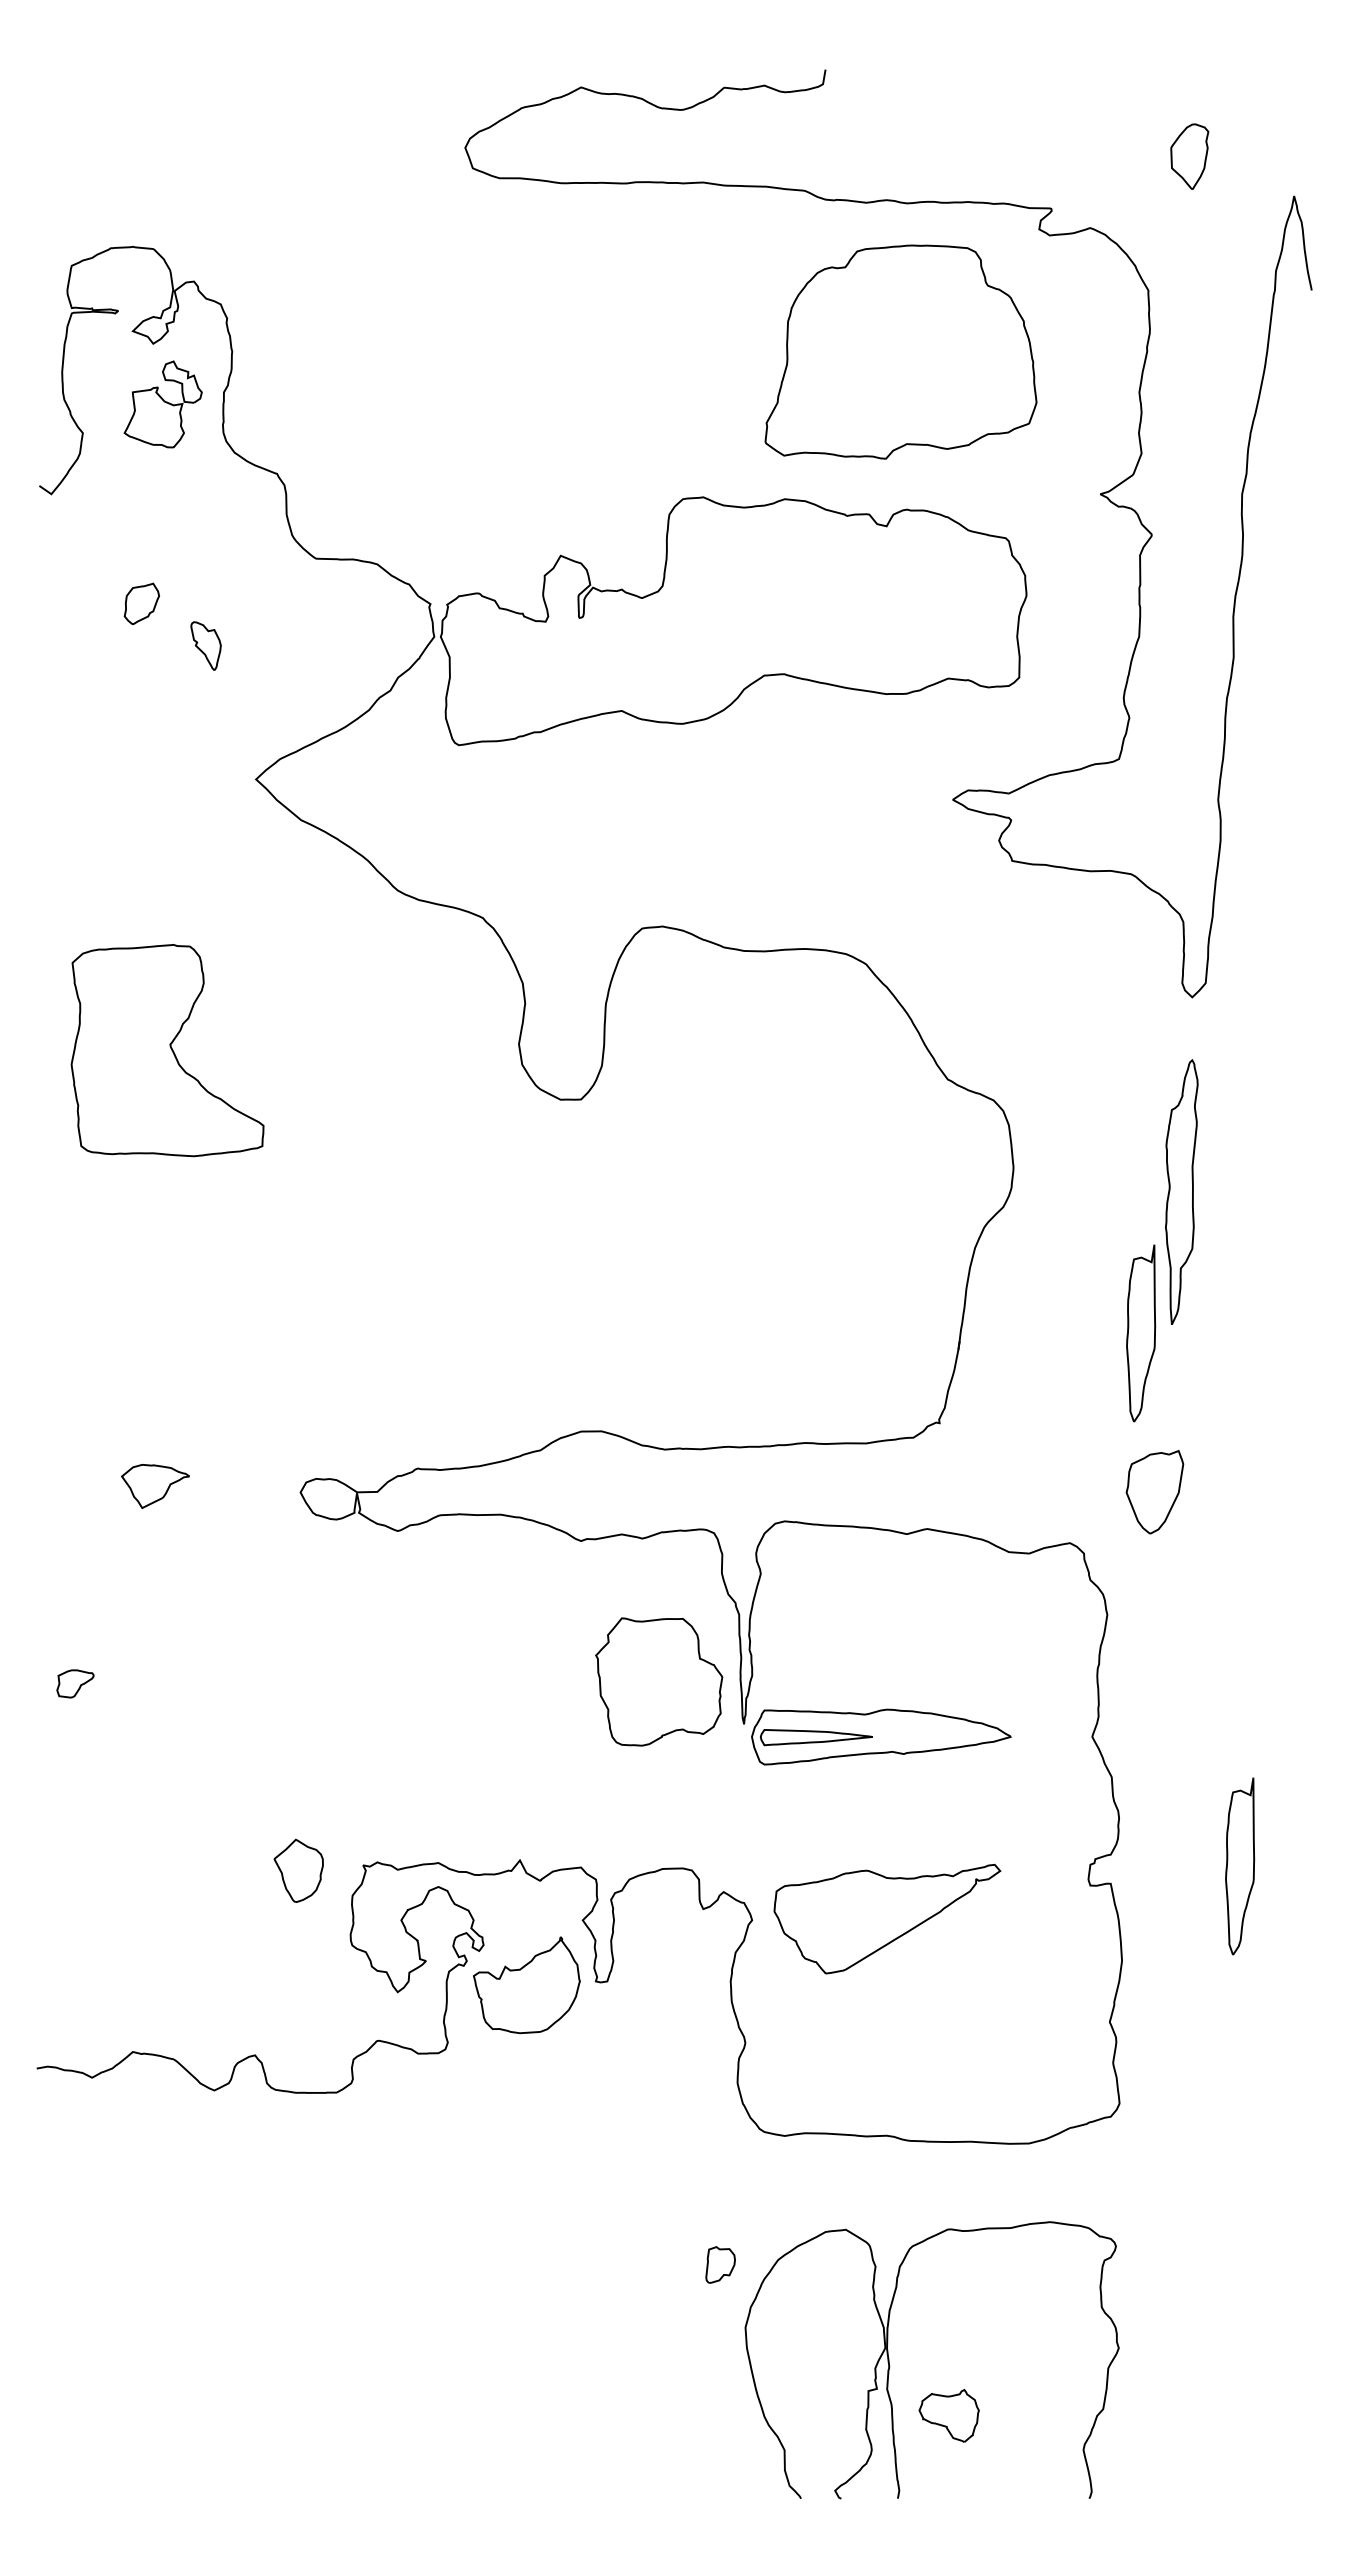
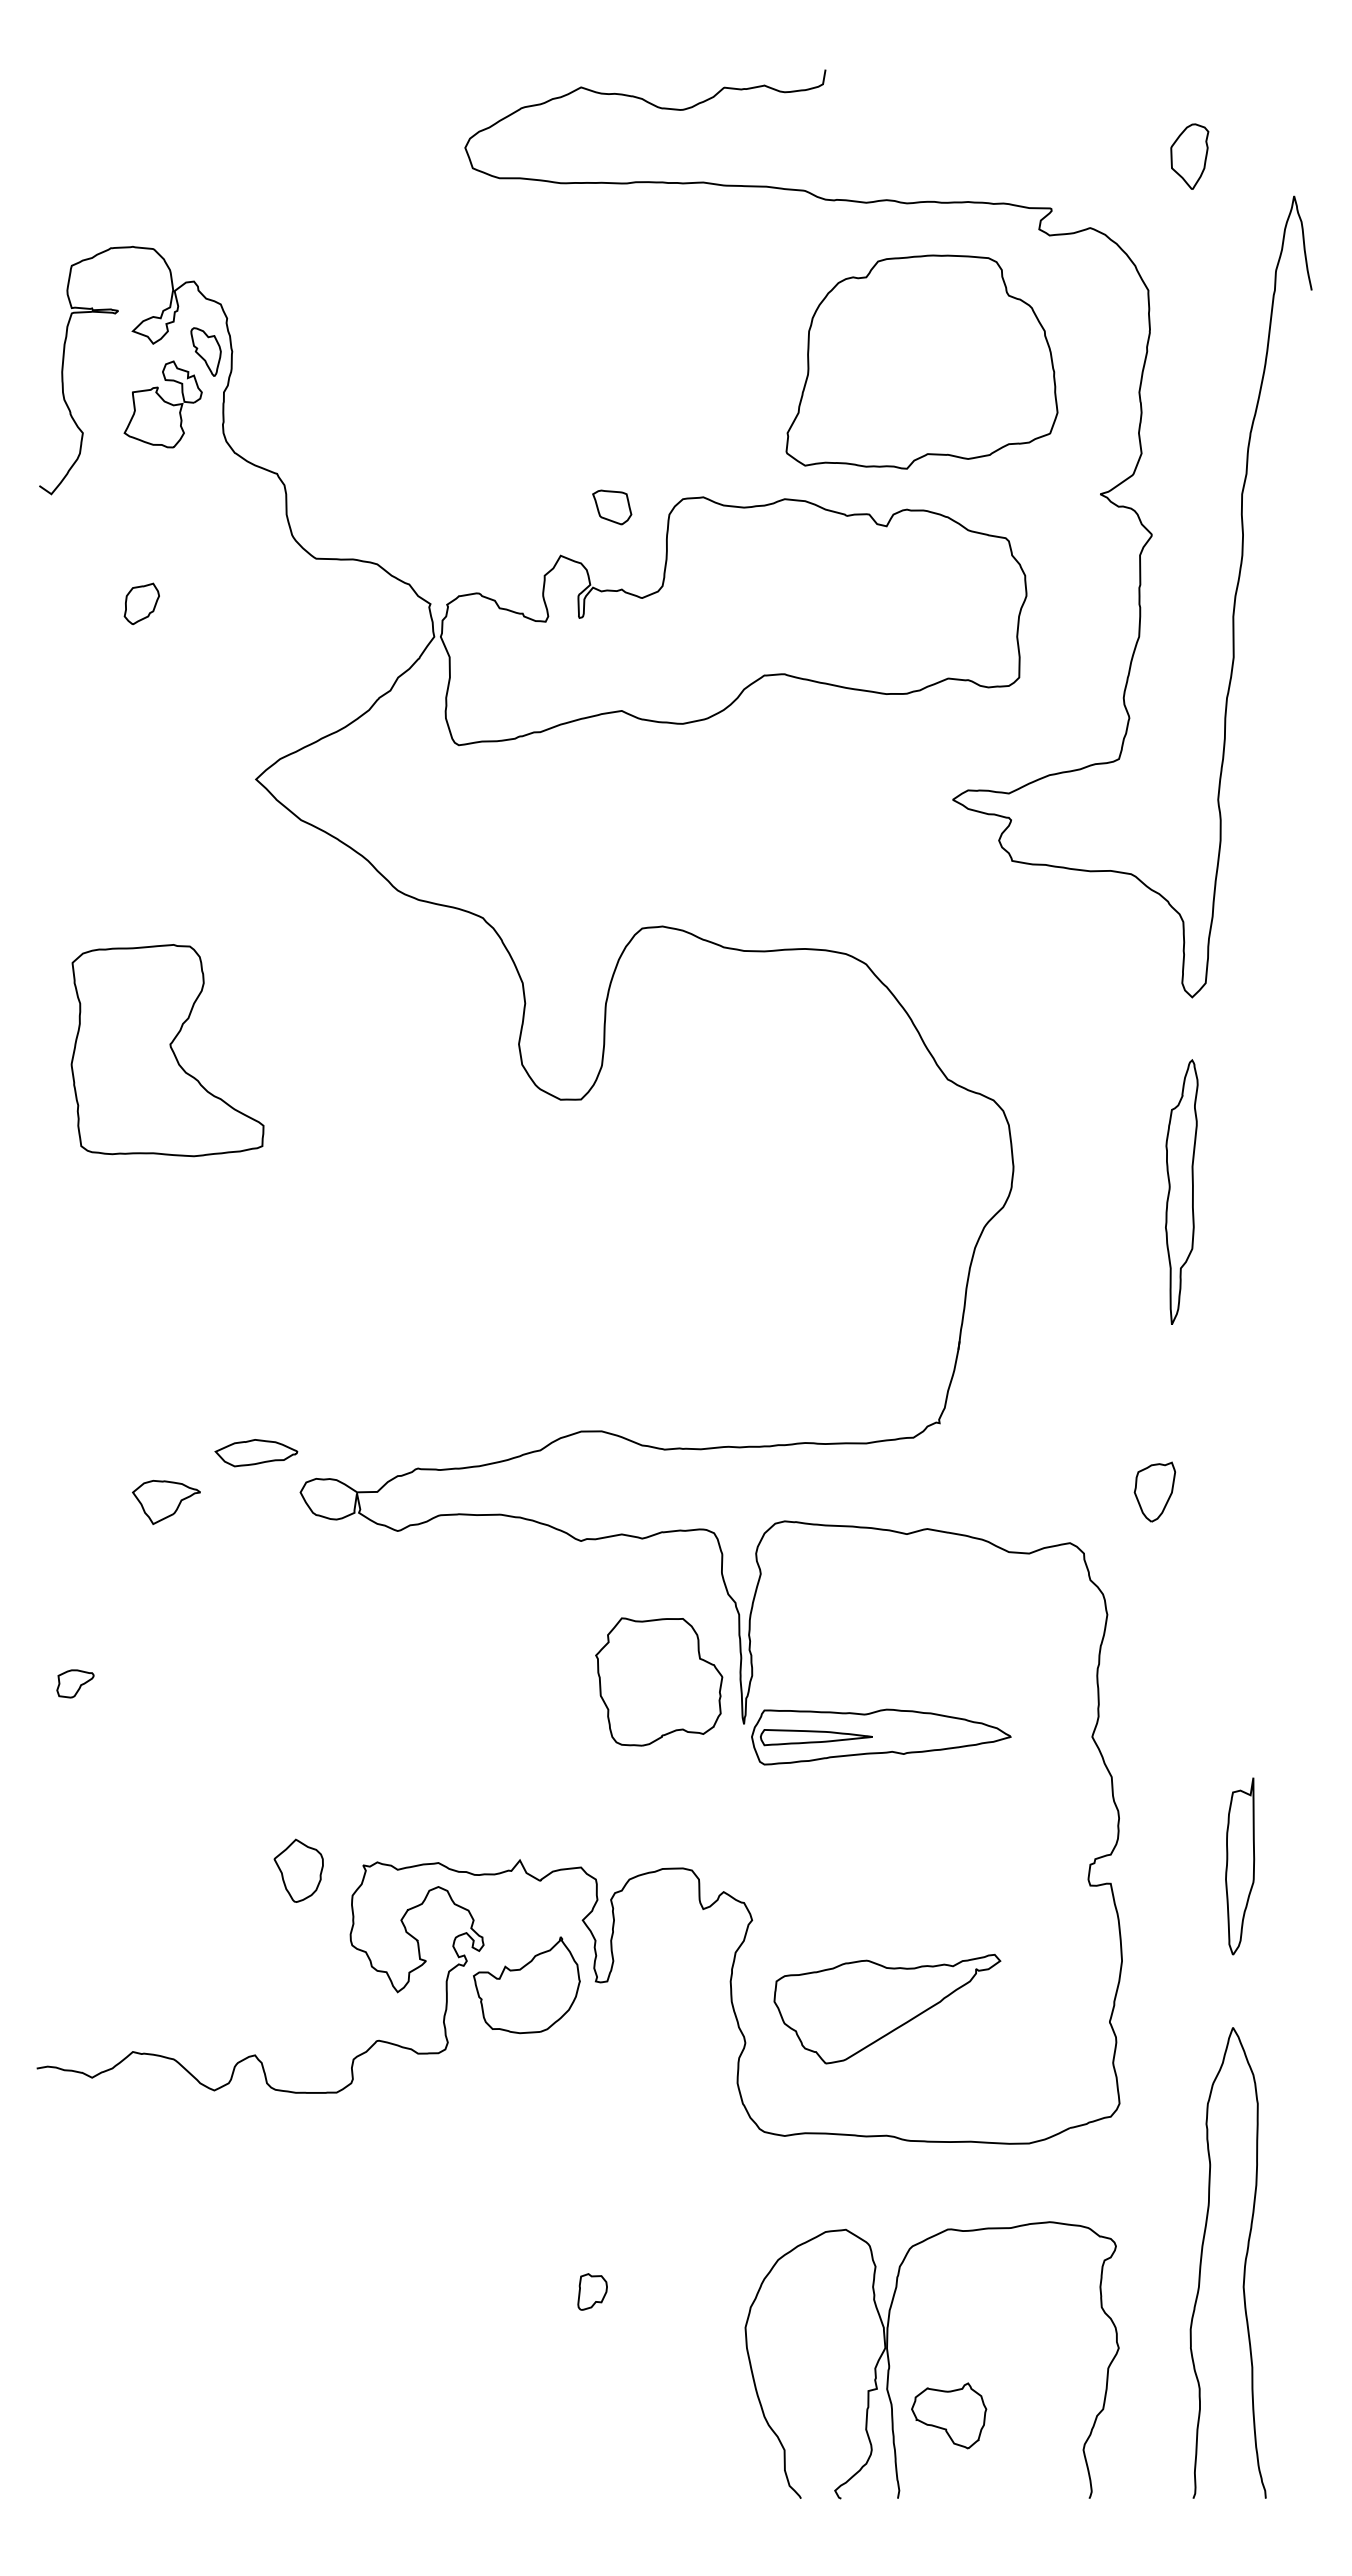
part position: (900, 351) -> (921, 361) (921, 361)
part: none -> present (612, 507)
part position: (205, 645) -> (205, 351) (205, 351)
part: present -> none (1141, 1333)
part: none -> present (256, 1453)
part position: (155, 1486) -> (166, 1502) (166, 1502)
part size: 60x85 px -> 44x62 px (1154, 1491)
part position: (887, 1918) -> (887, 2008) (887, 2008)
curve: none -> present (1244, 2262)
part position: (720, 2264) -> (592, 2291) (592, 2291)
part size: 62x54 px -> 77x68 px (949, 2415)
